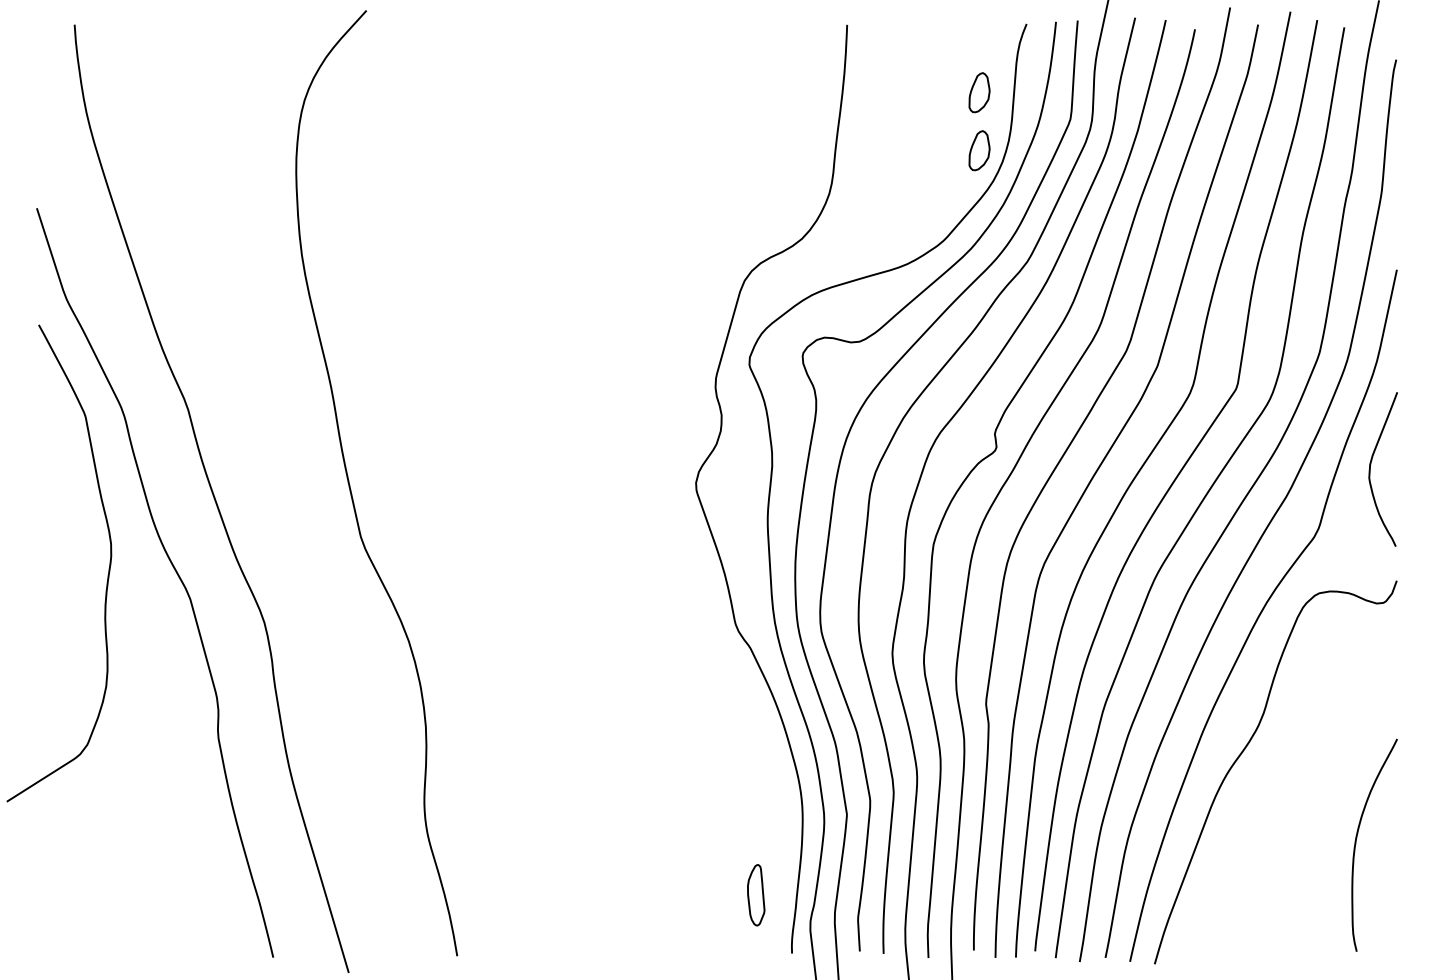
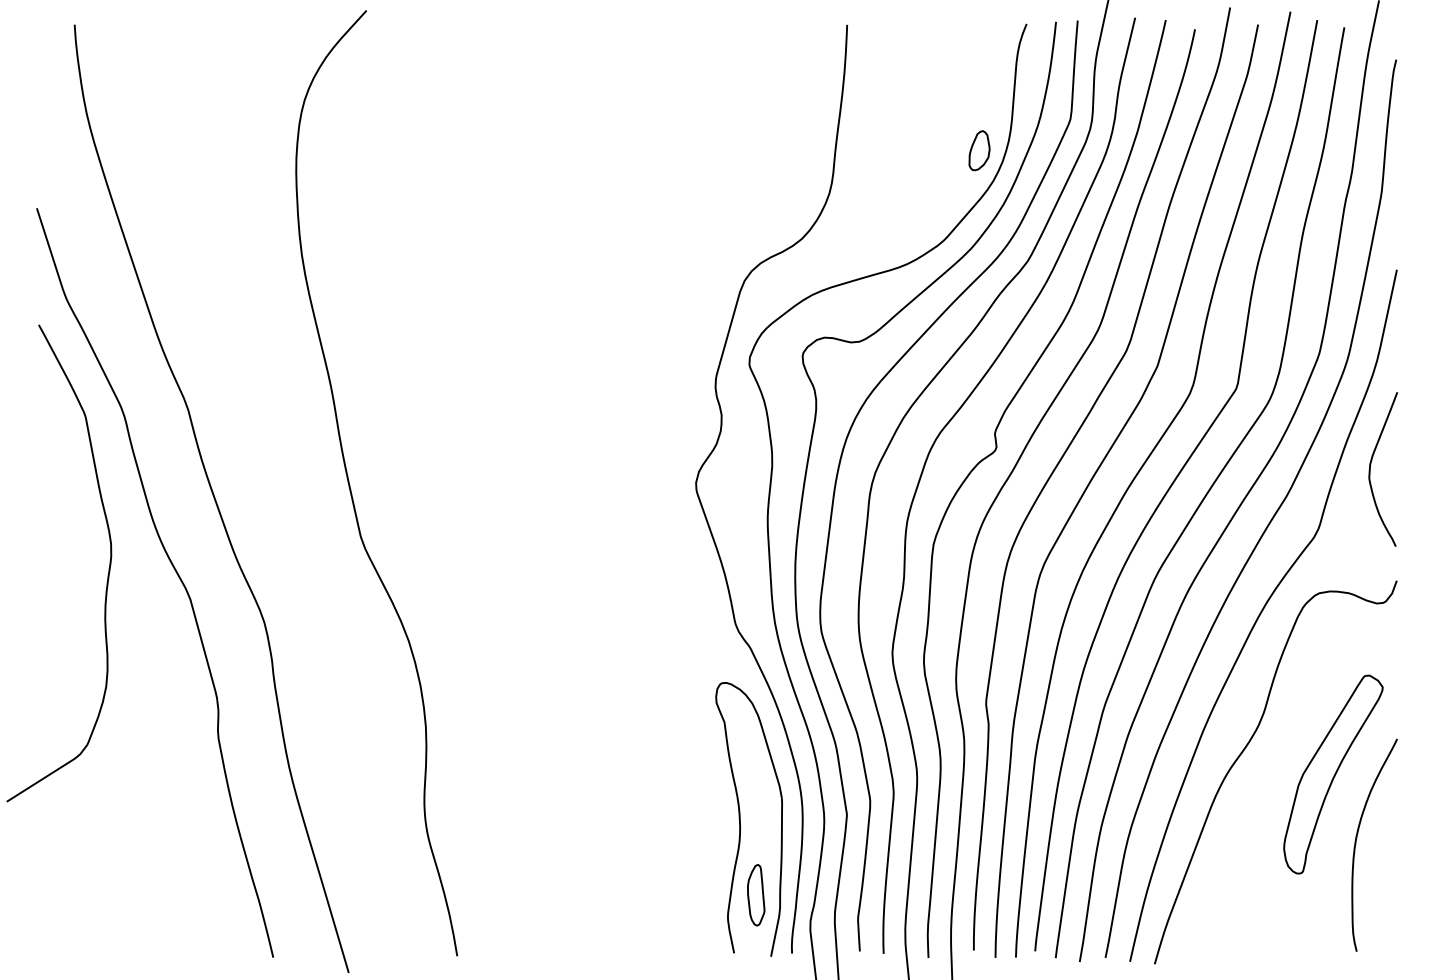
part: present -> none (979, 92)
part: none -> present (1333, 774)
part: none -> present (740, 819)
